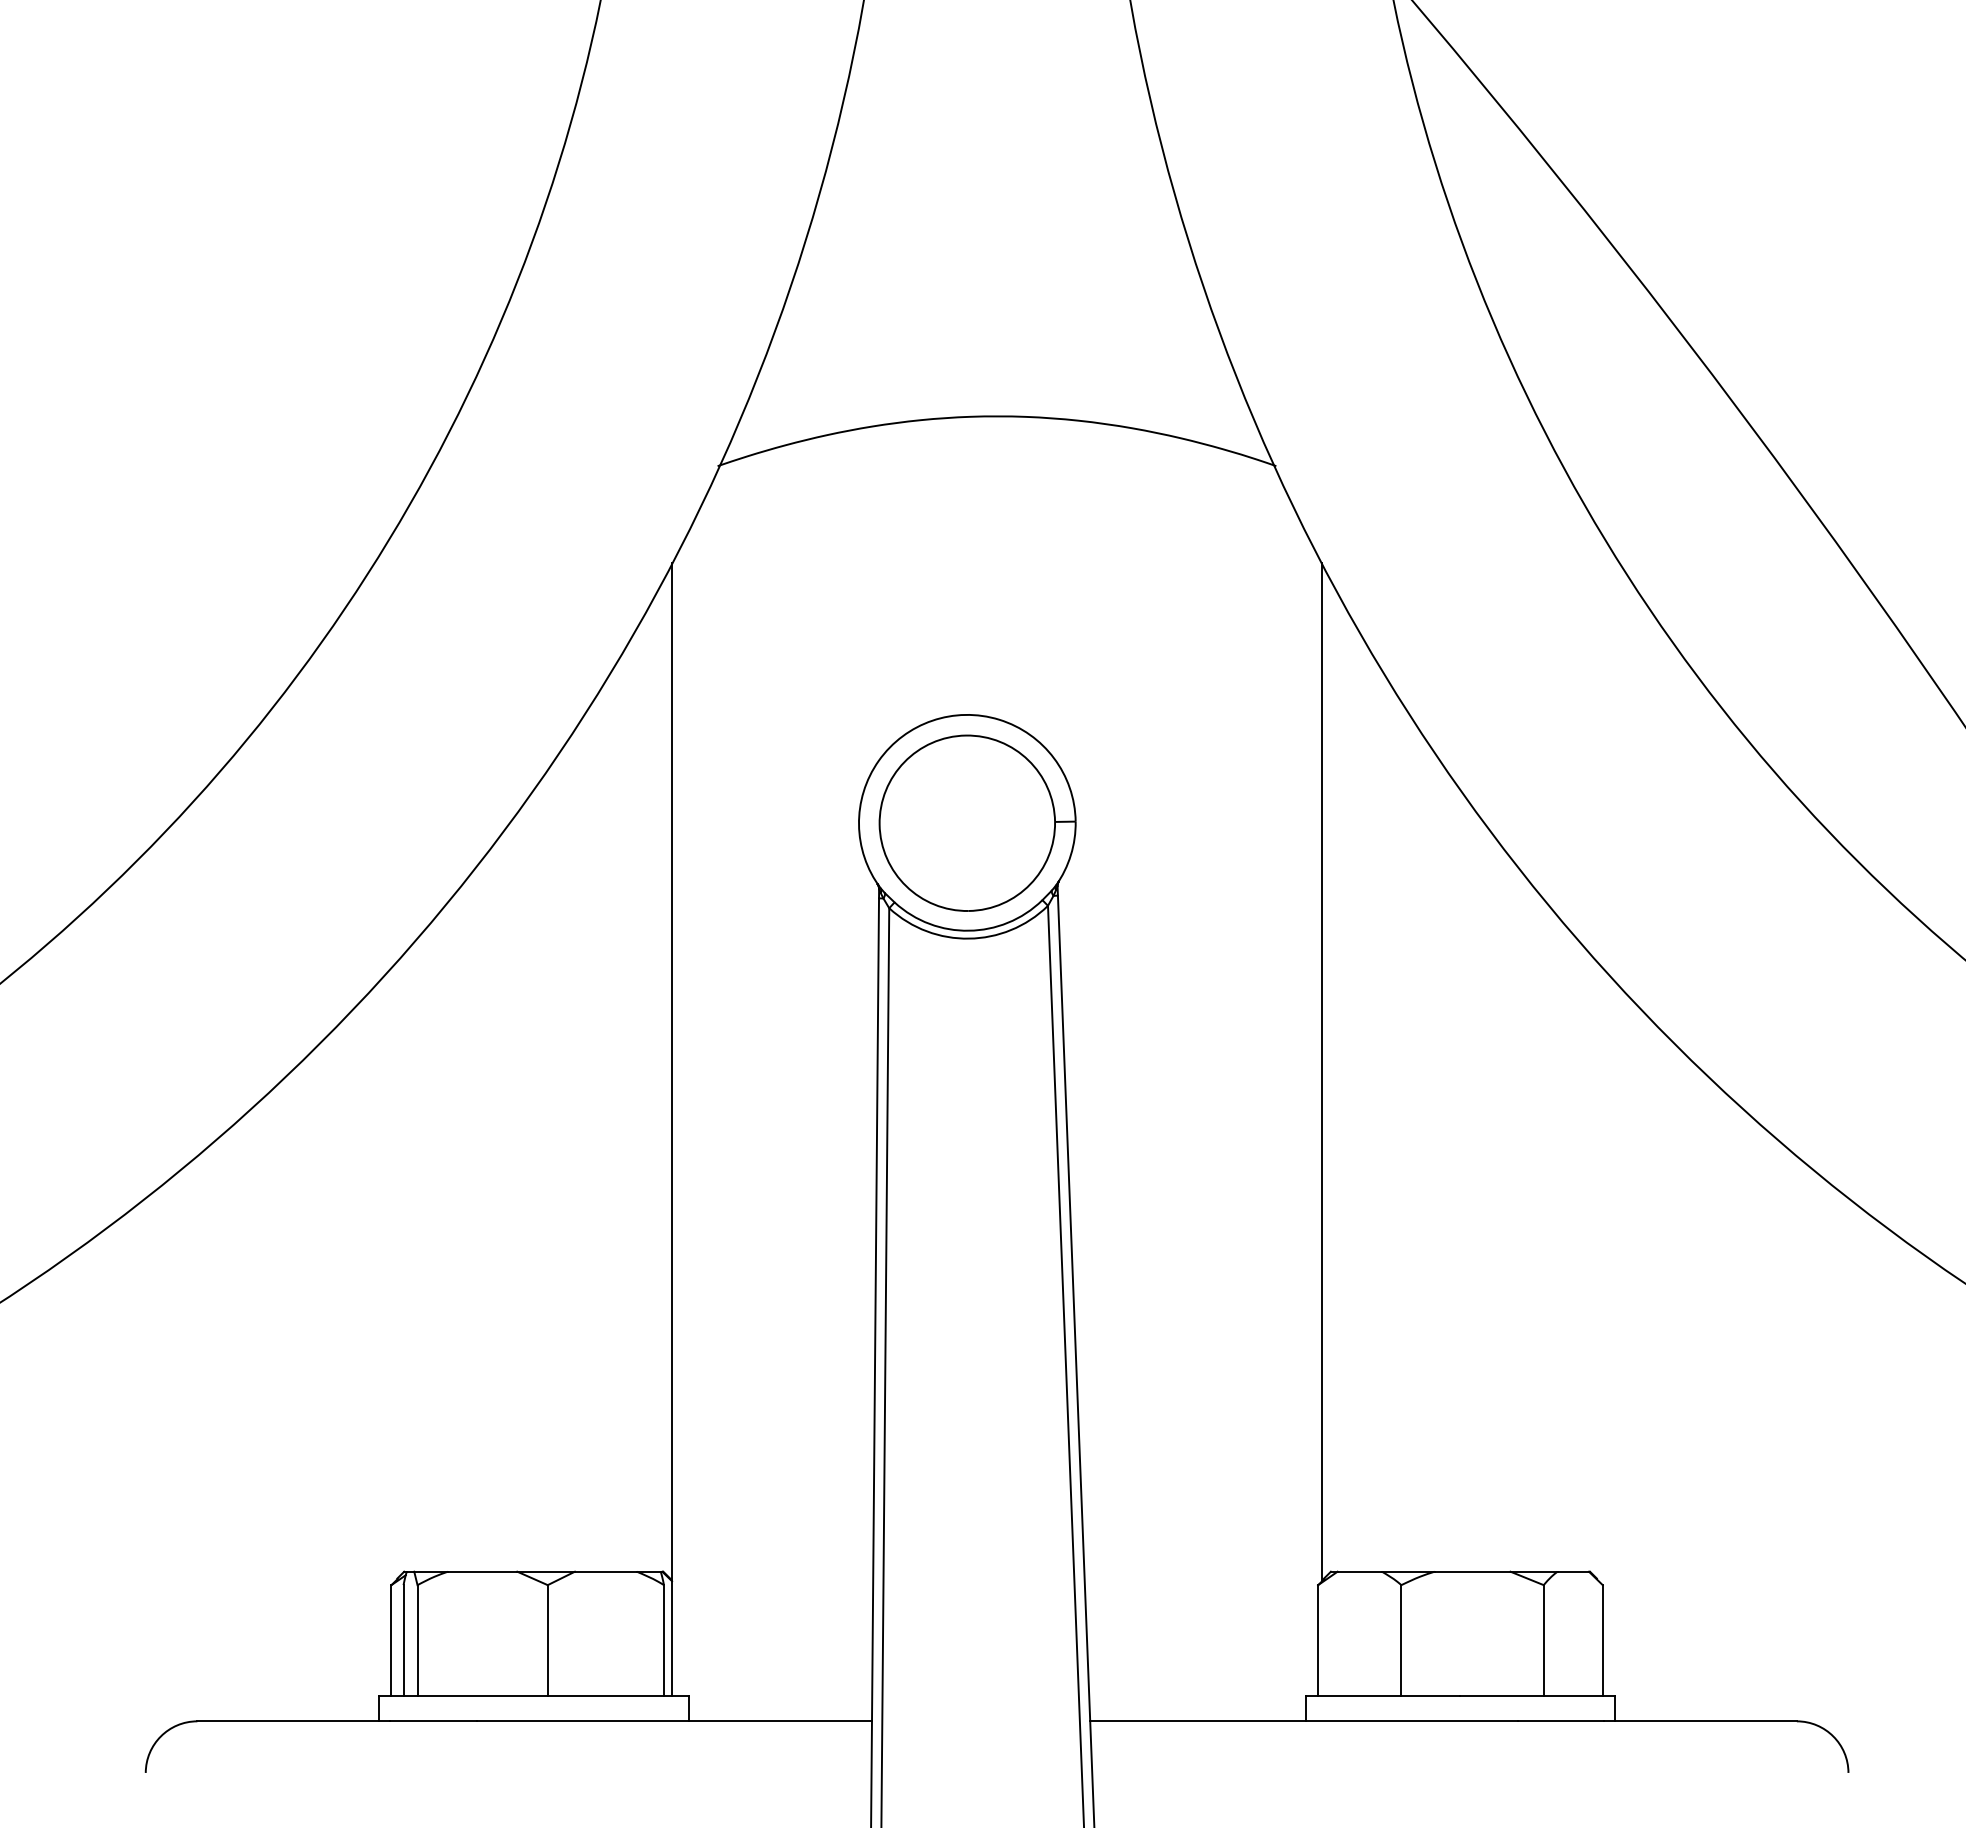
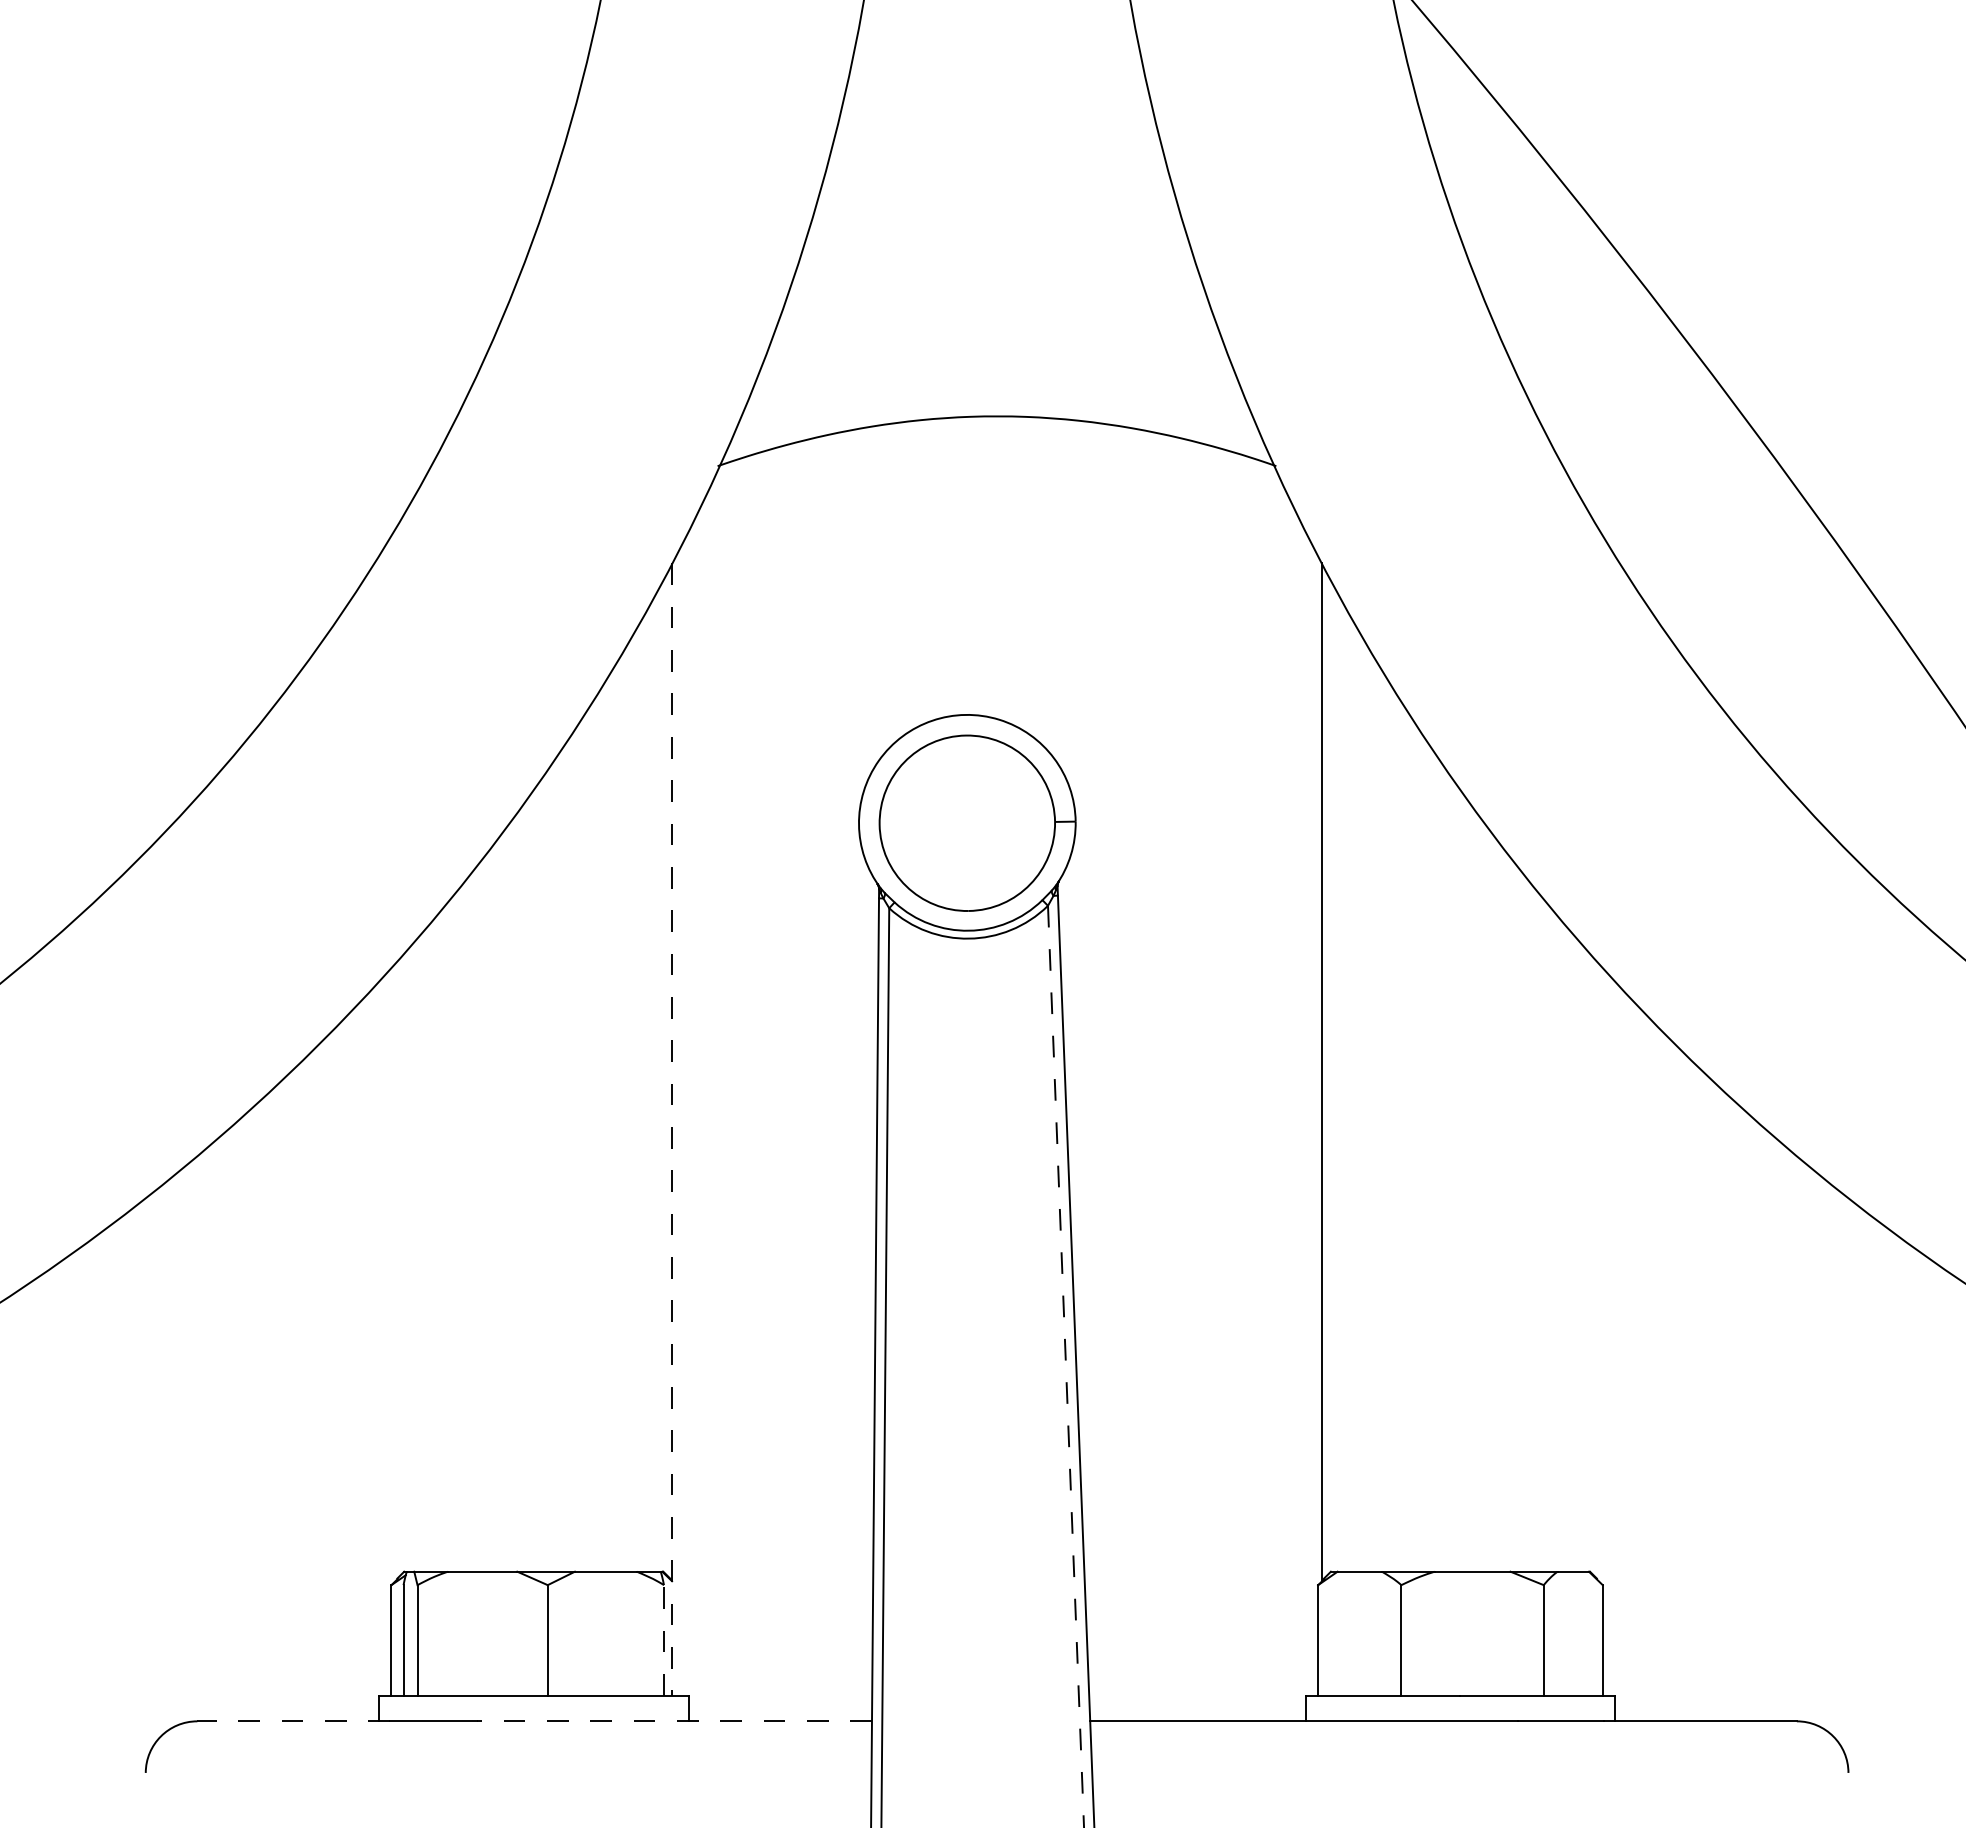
line: solid -> dashed (672, 1130)
line: solid -> dashed (1066, 1367)
line: solid -> dashed (664, 1639)
line: solid -> dashed (293, 1721)
line: solid -> dashed (674, 1721)
